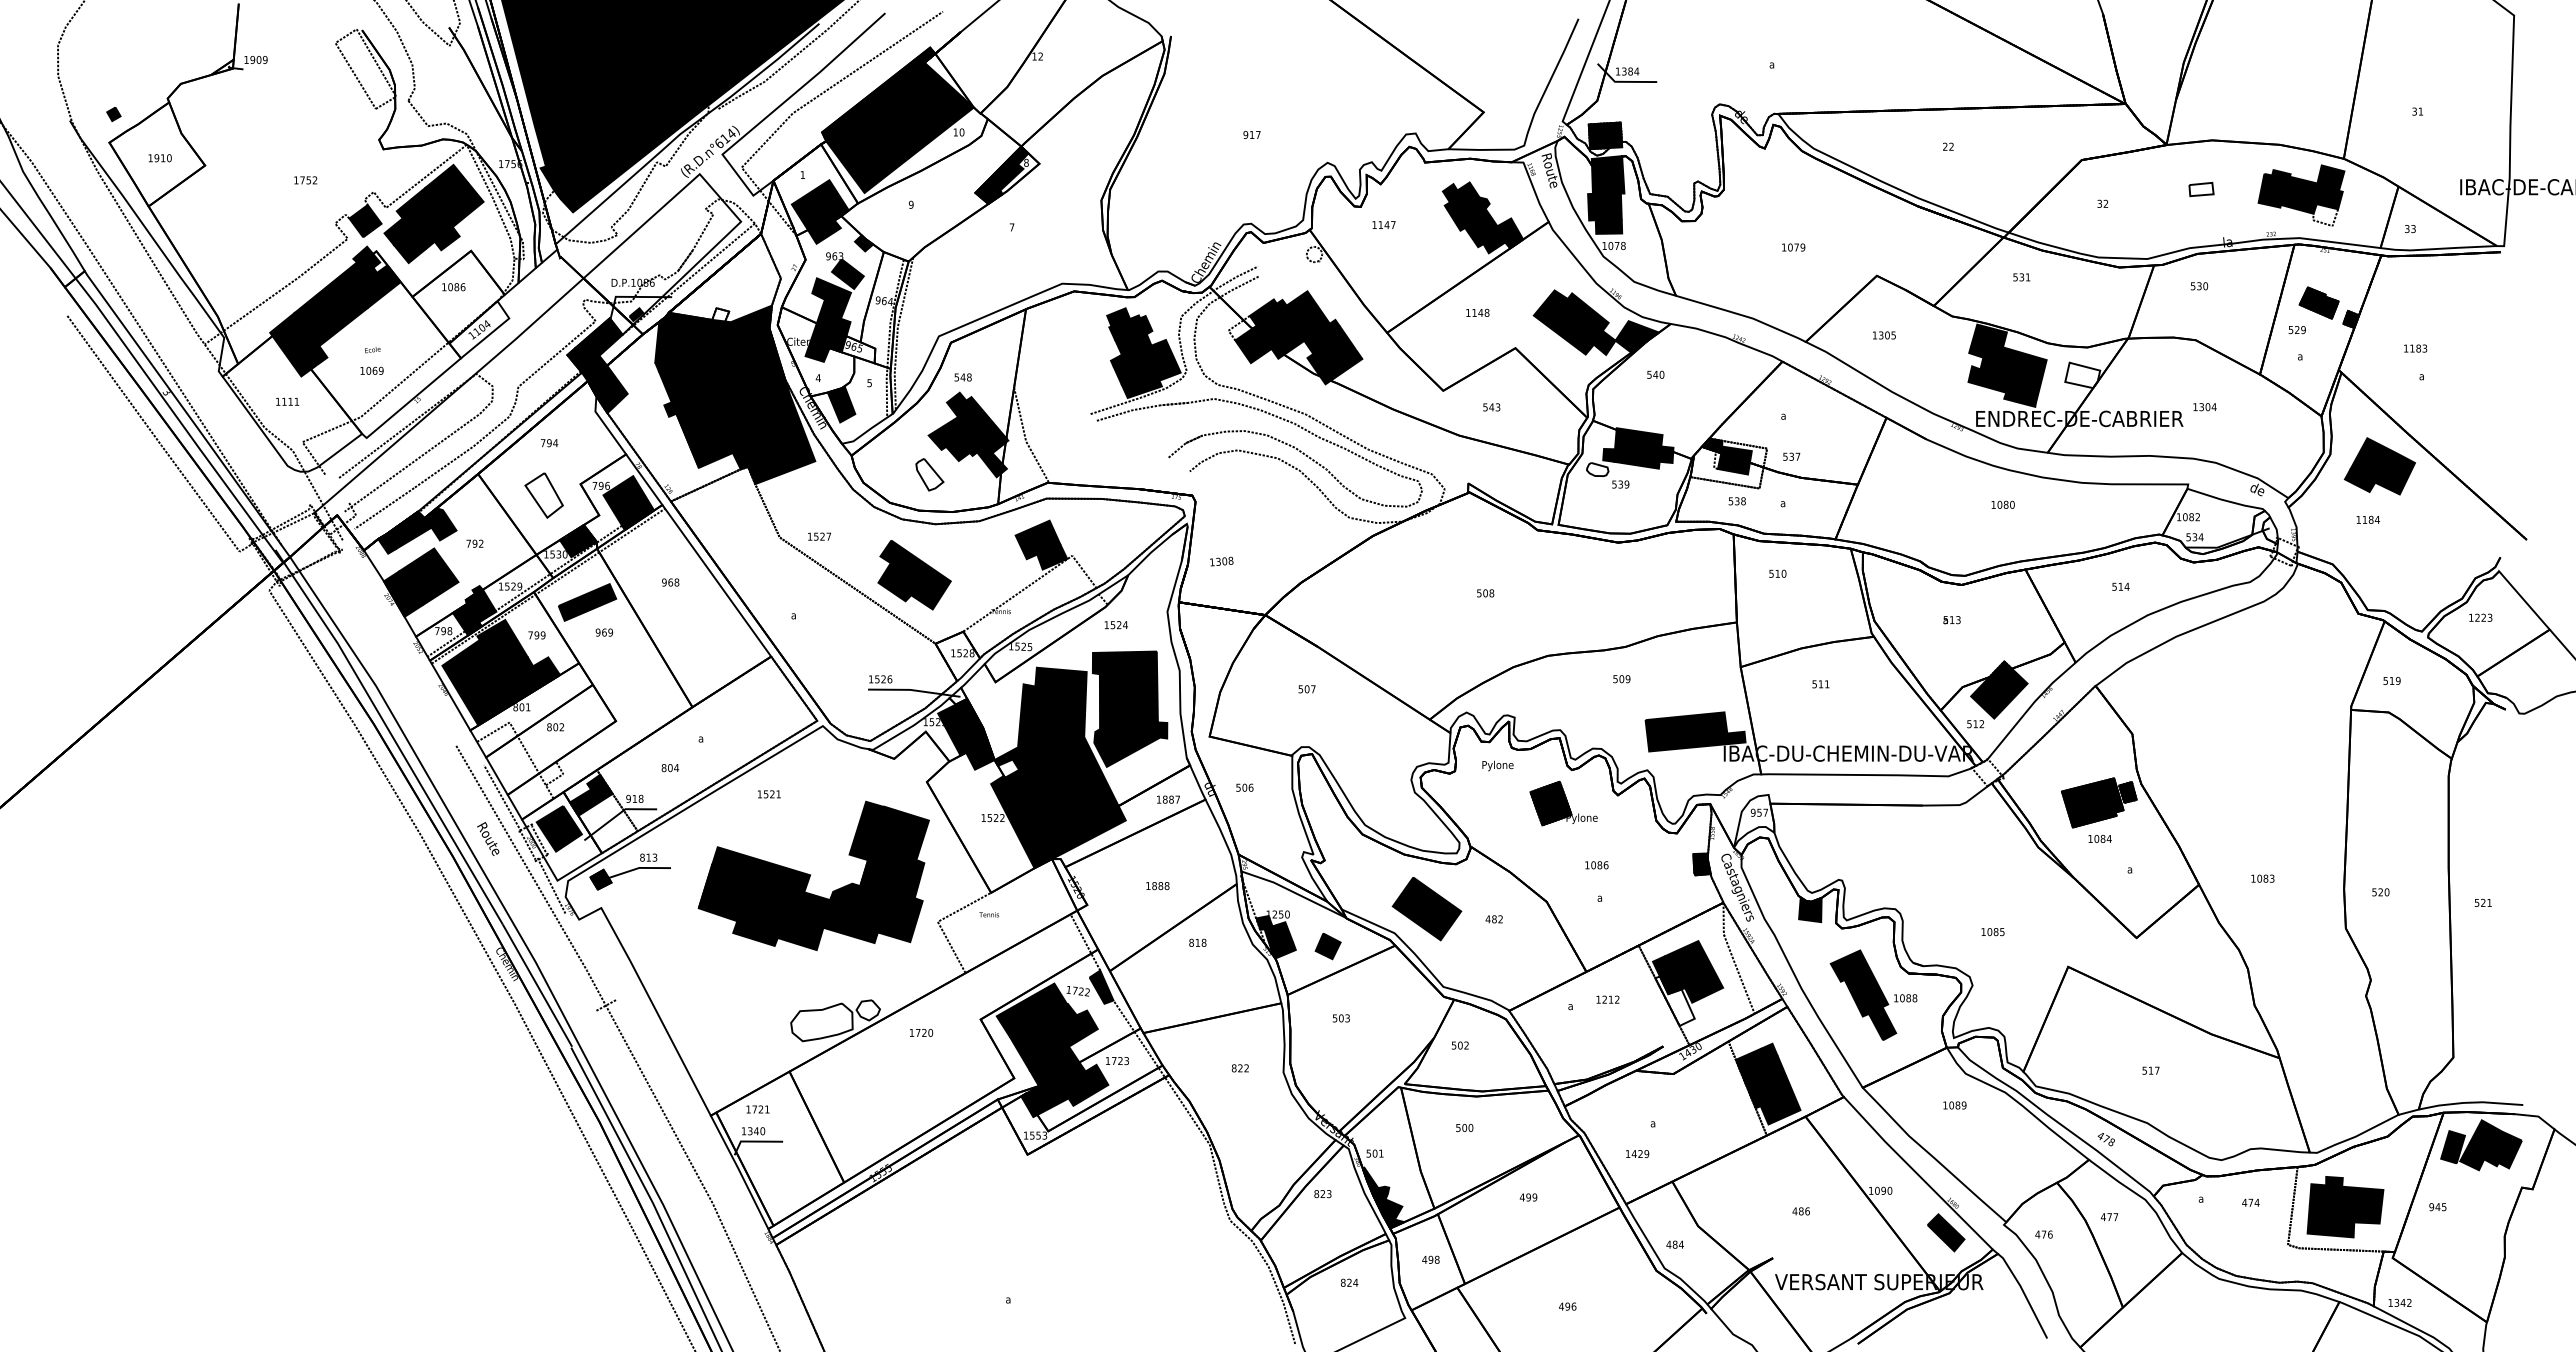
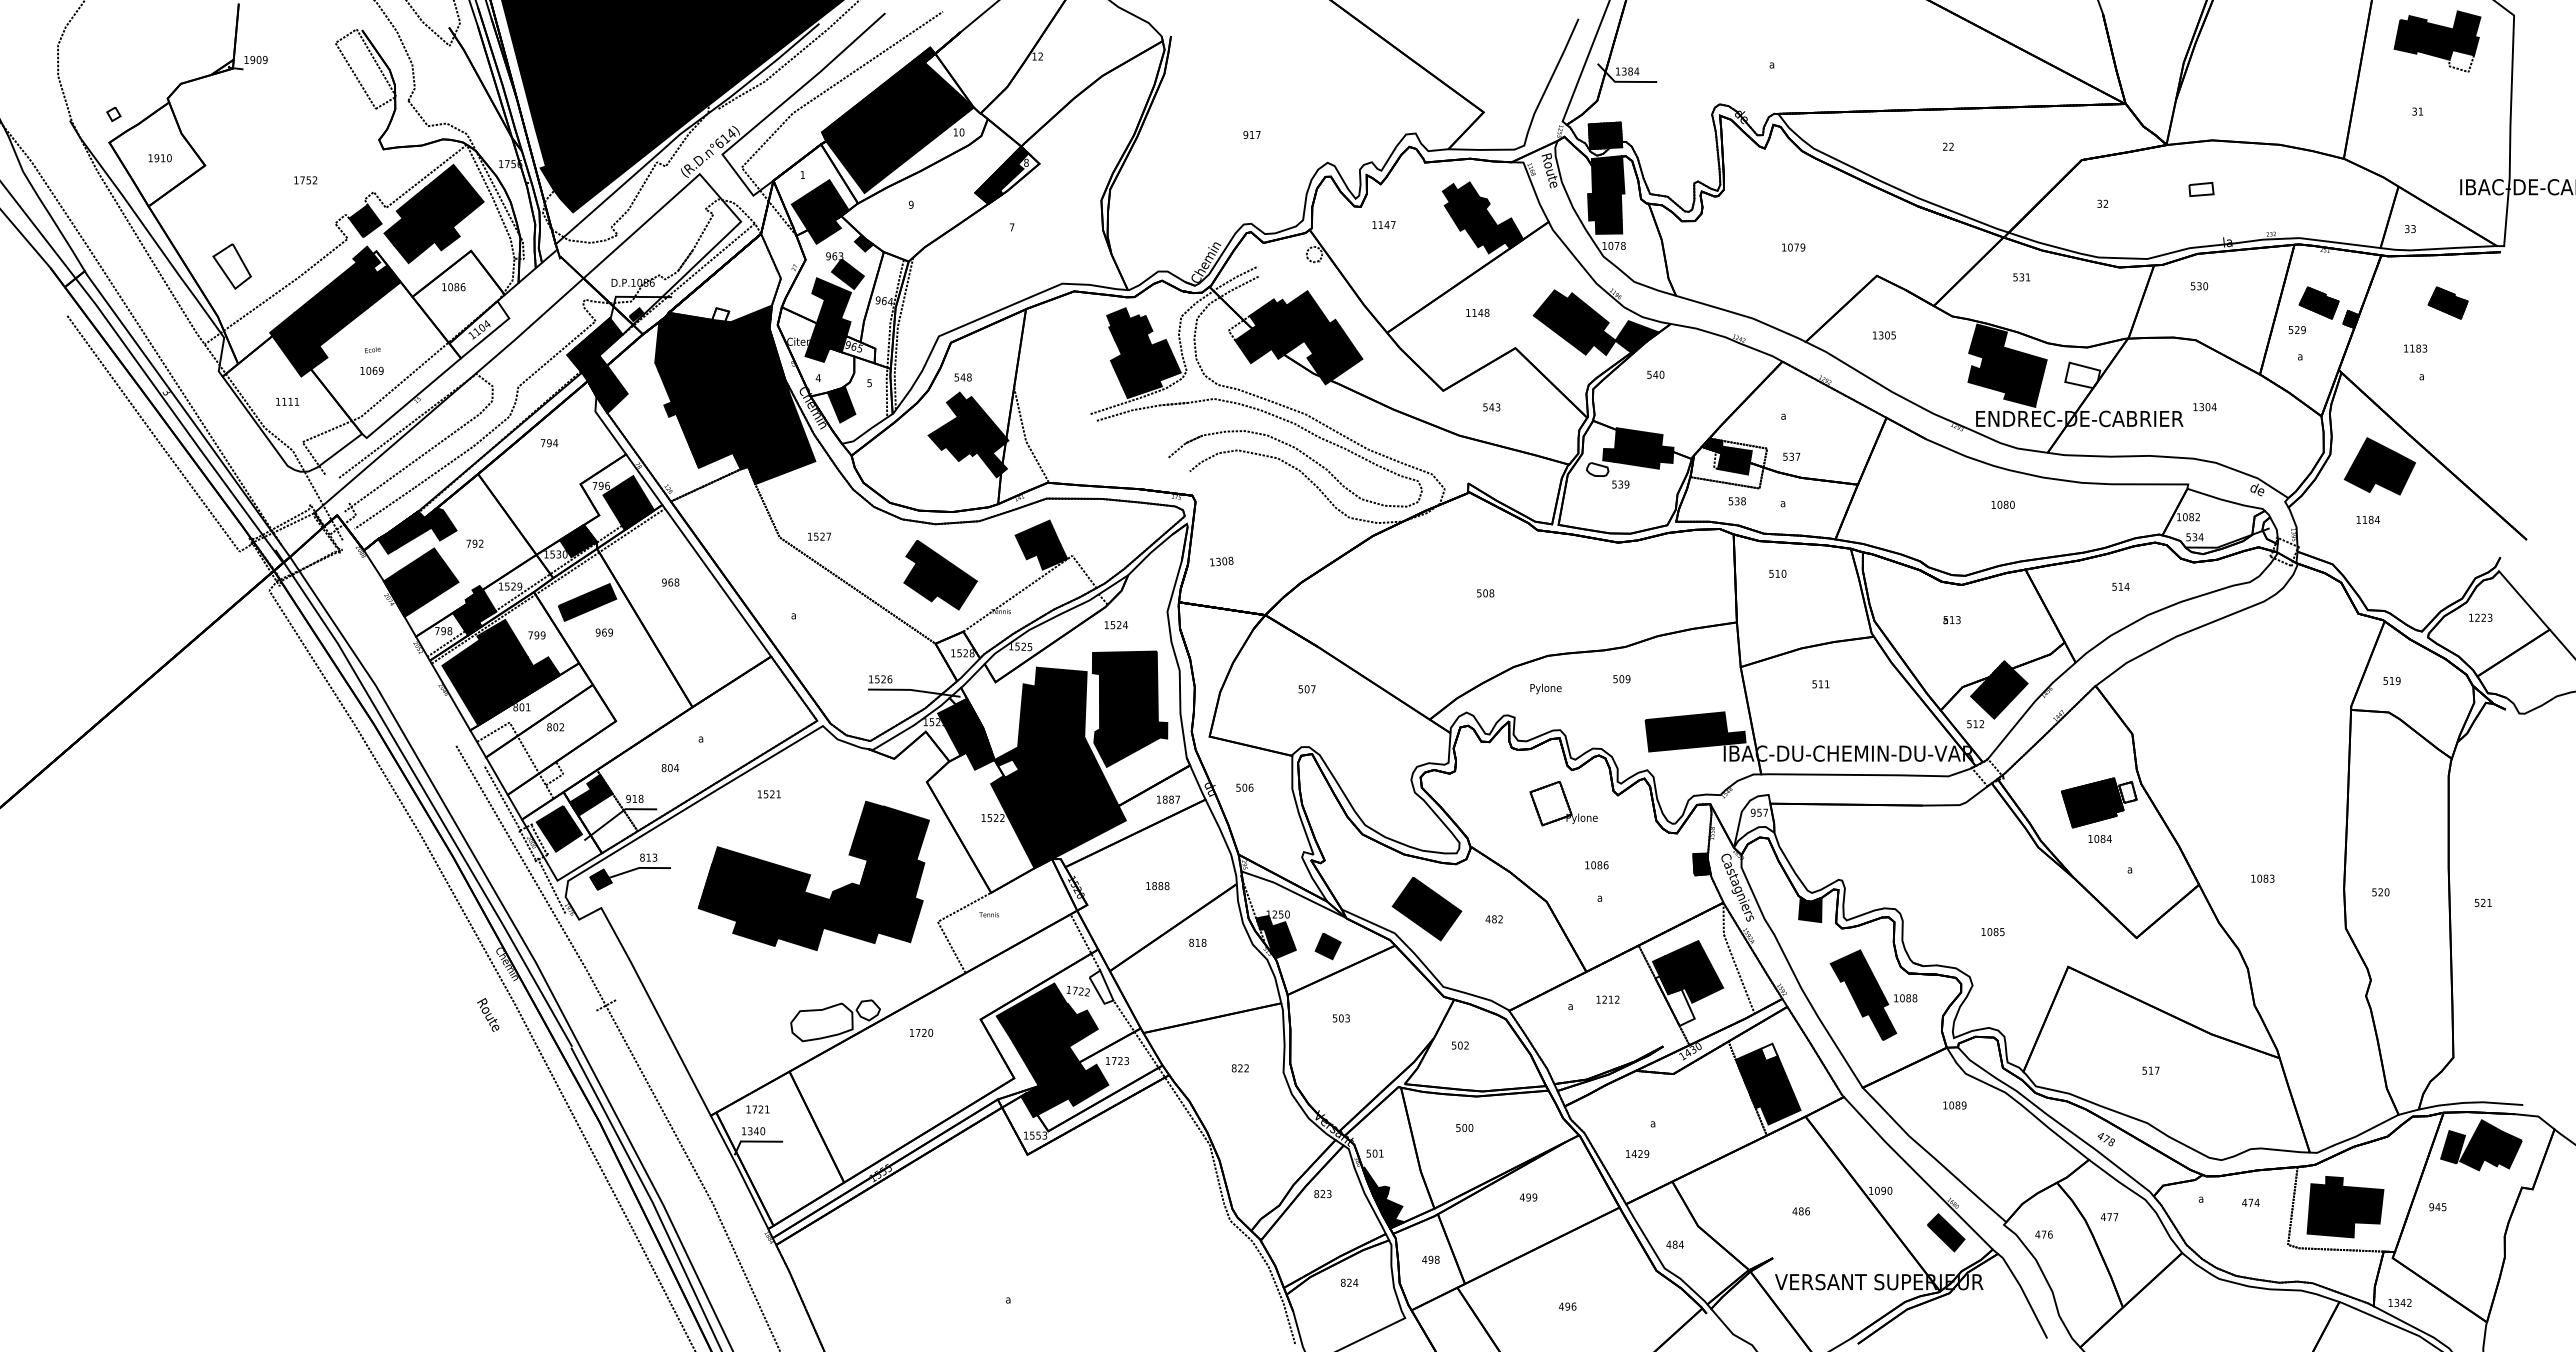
fill: present -> none (113, 114)
part position: (2301, 195) -> (2437, 41) (2437, 41)
part: none -> present (2447, 302)
part: present -> none (929, 474)
part position: (543, 495) -> (231, 266) (231, 266)
part position: (914, 575) -> (940, 575) (940, 575)
text position: (1497, 765) -> (1545, 688) (1545, 688)
fill: present -> none (2127, 792)
fill: present -> none (1550, 803)
text position: (488, 838) -> (488, 1014) (488, 1014)
fill: present -> none (1101, 986)
fill: present -> none (1768, 1052)
